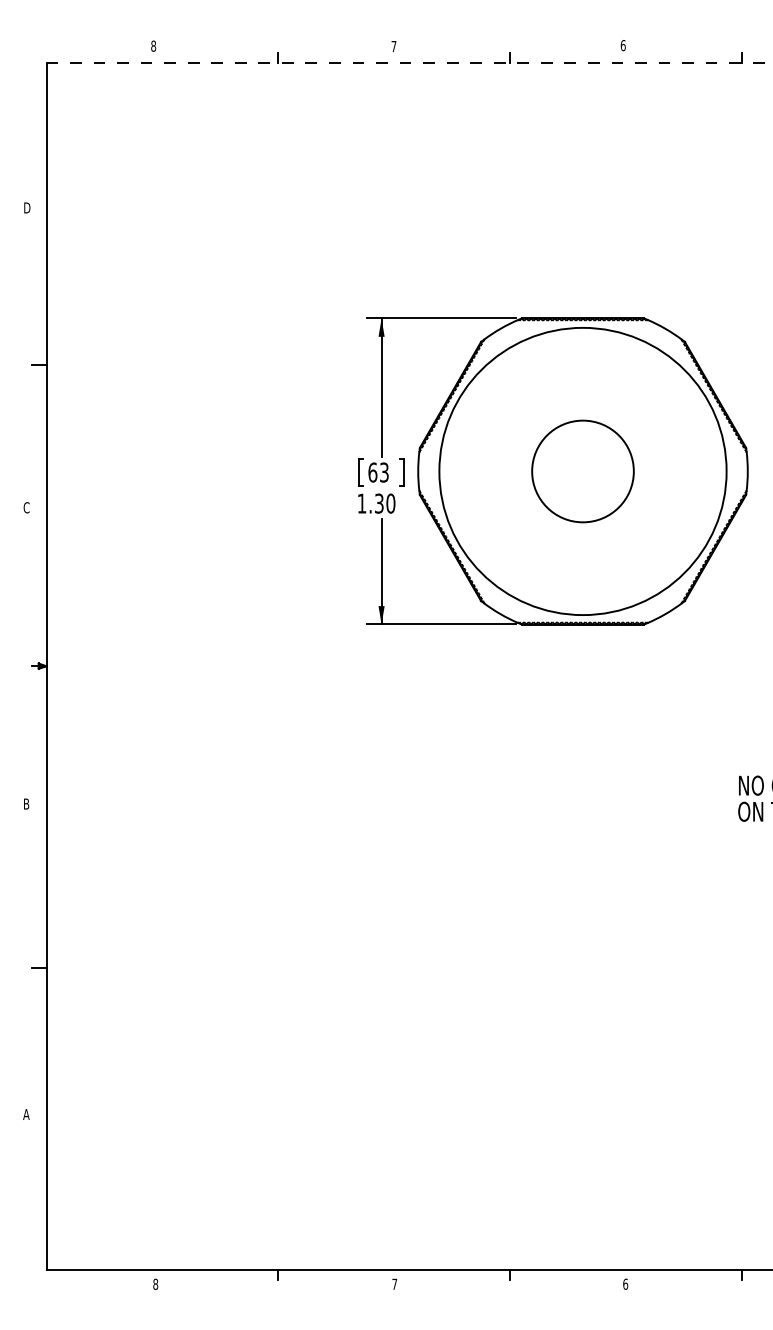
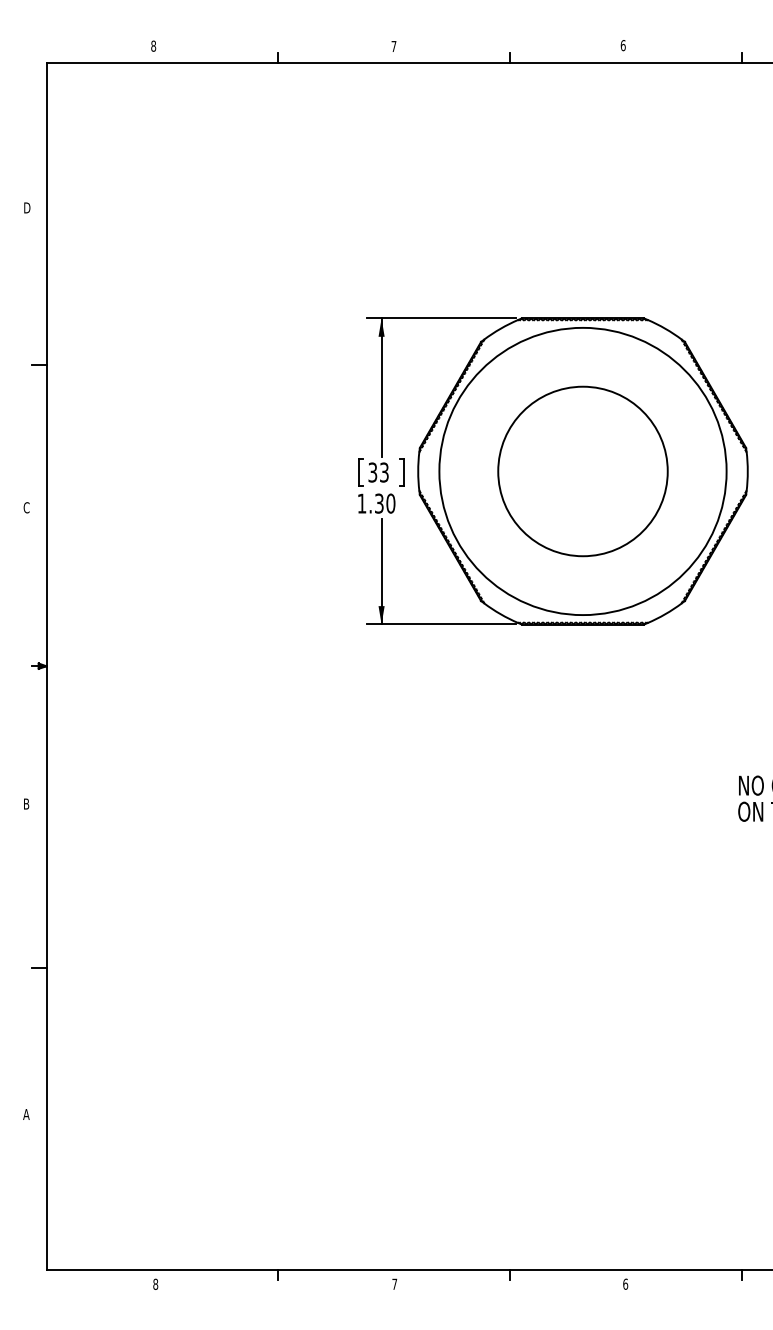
line: dashed -> solid (409, 63)
circle size: 104x105 px -> 172x173 px (582, 471)
text: 63 -> 33 (372, 472)
